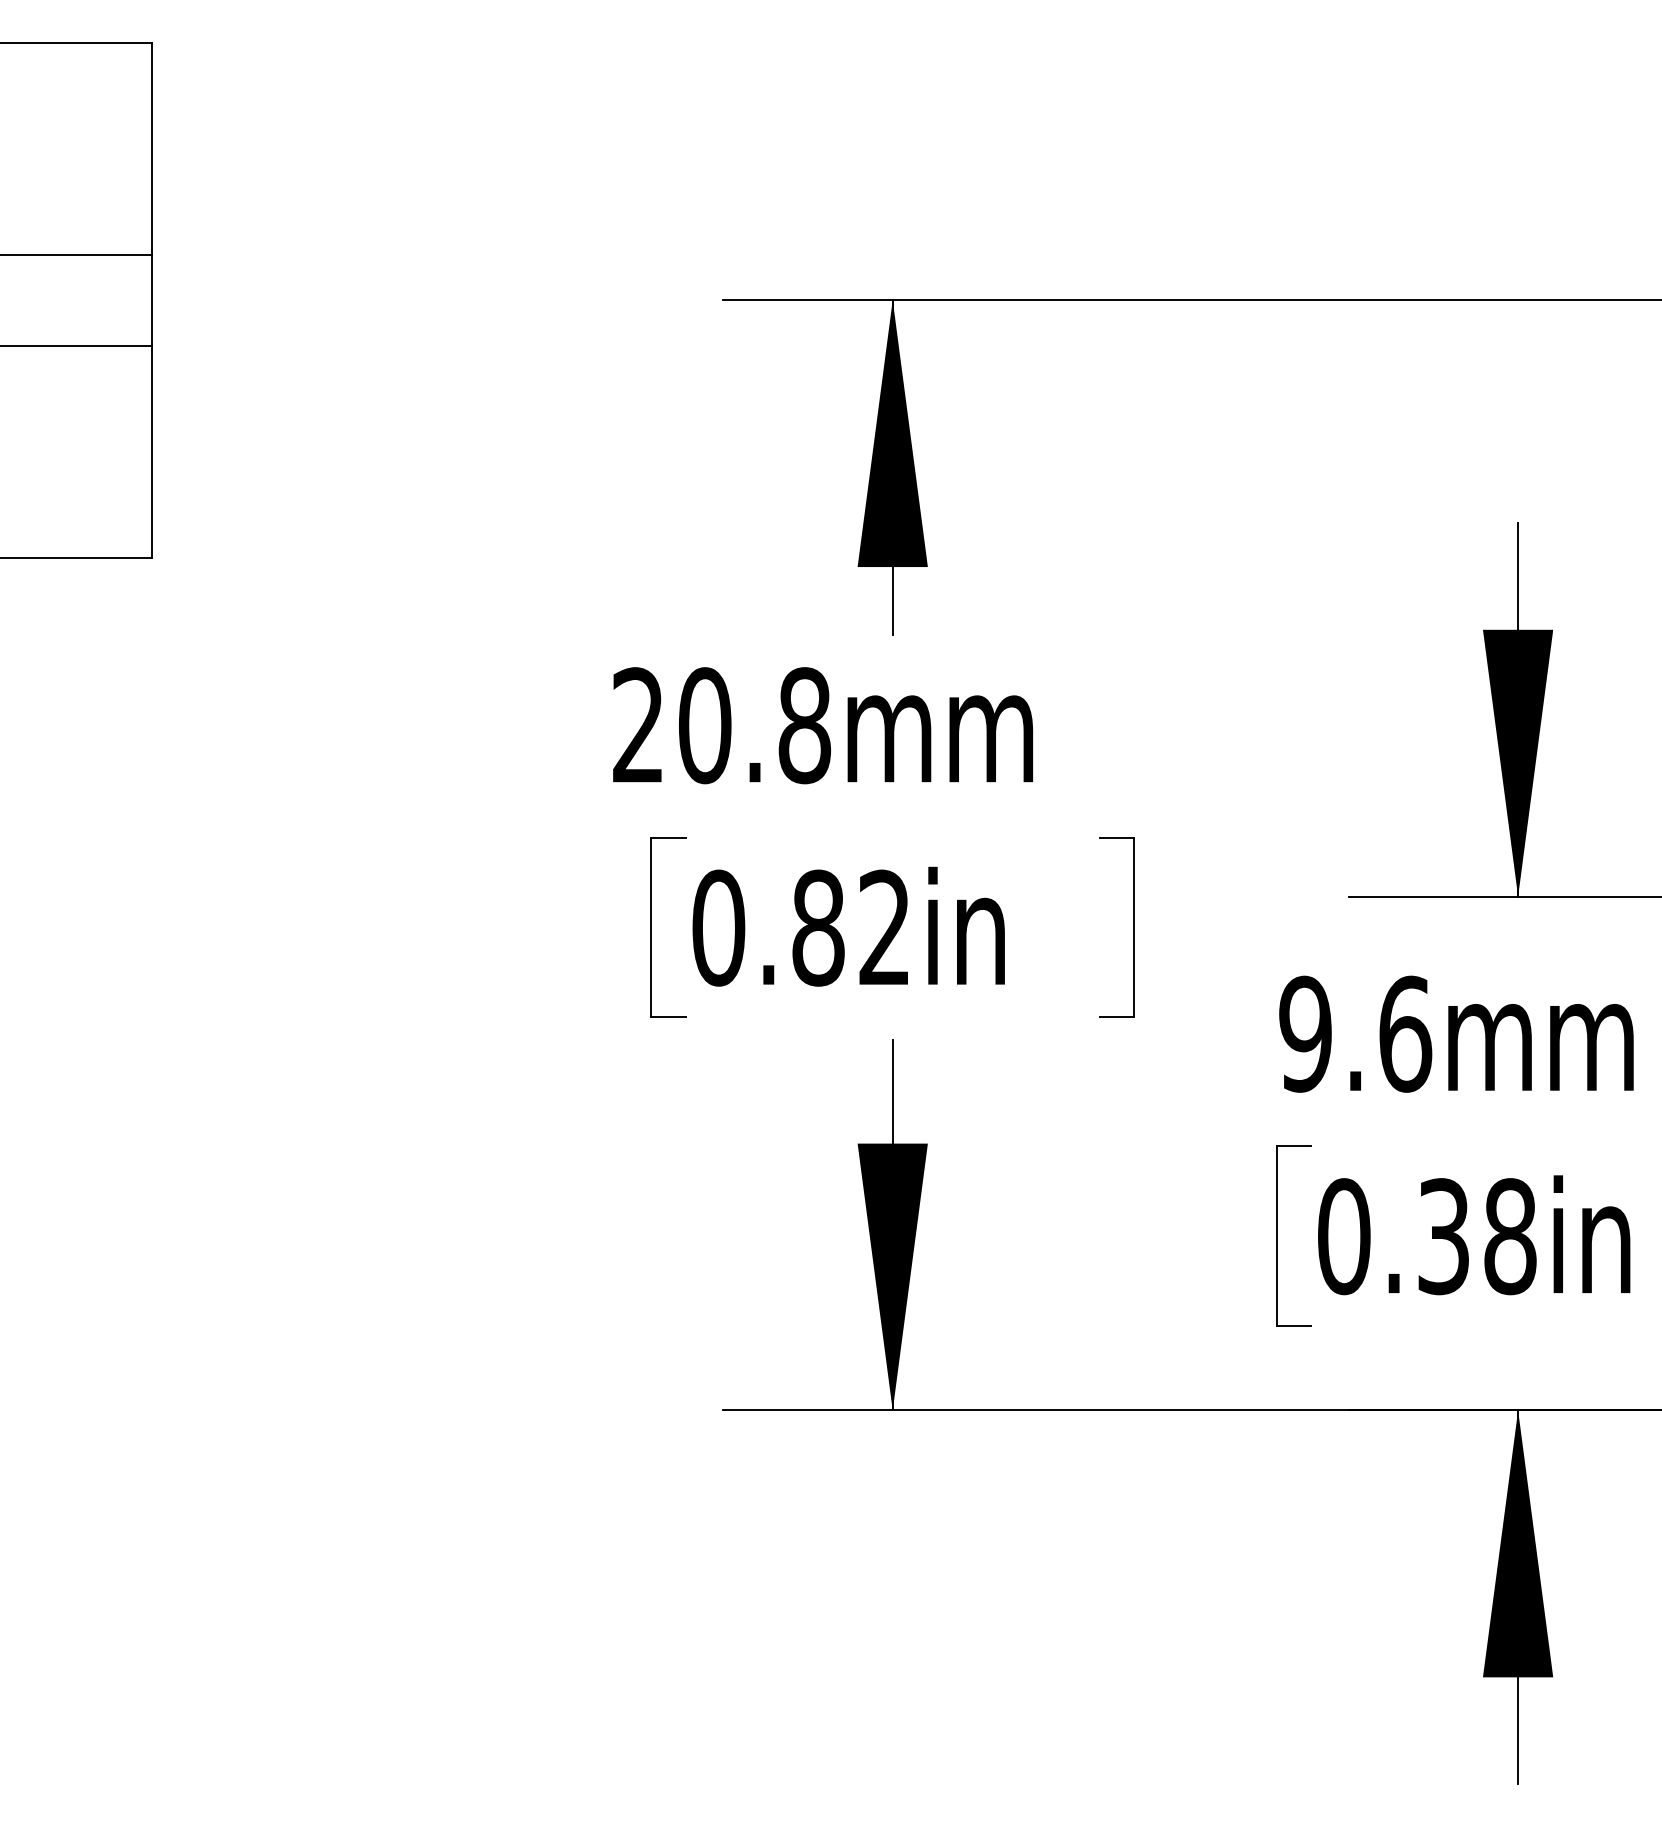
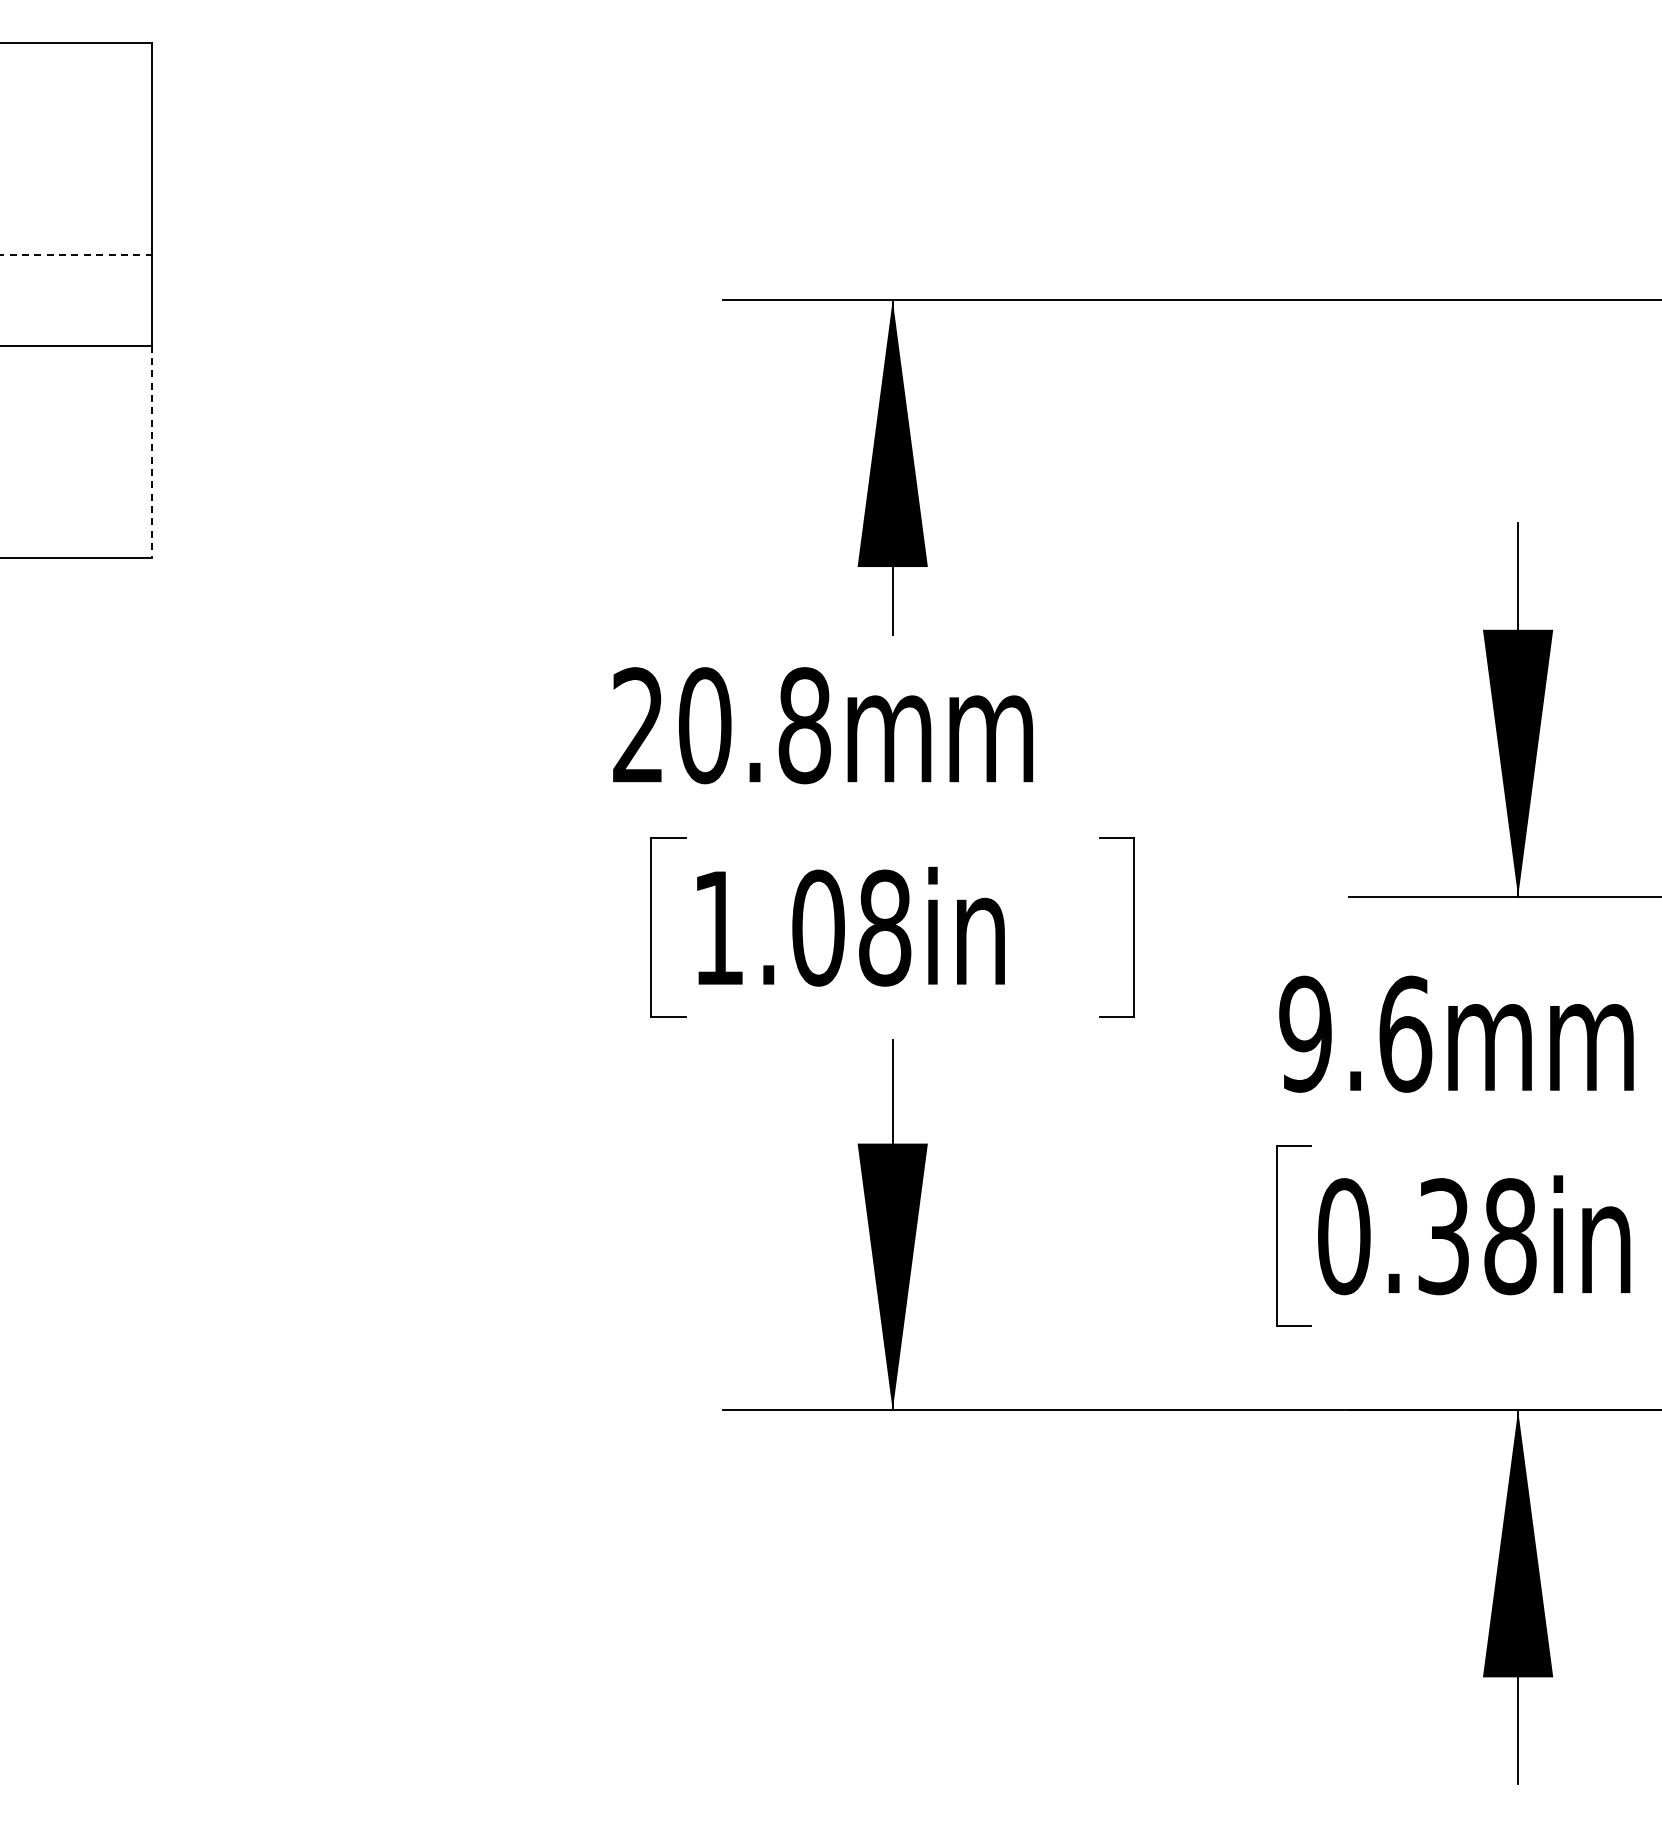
line: solid -> dashed (76, 254)
line: solid -> dashed (151, 452)
text: 0.82in -> 1.08in (801, 927)
